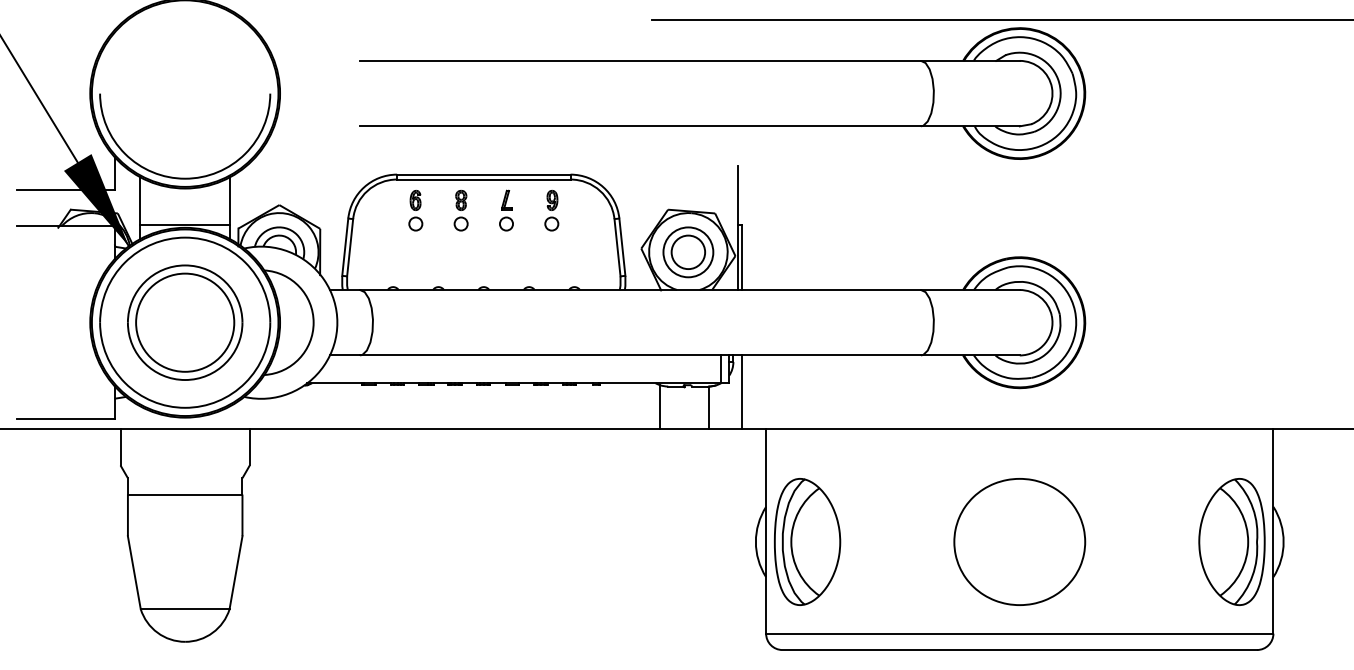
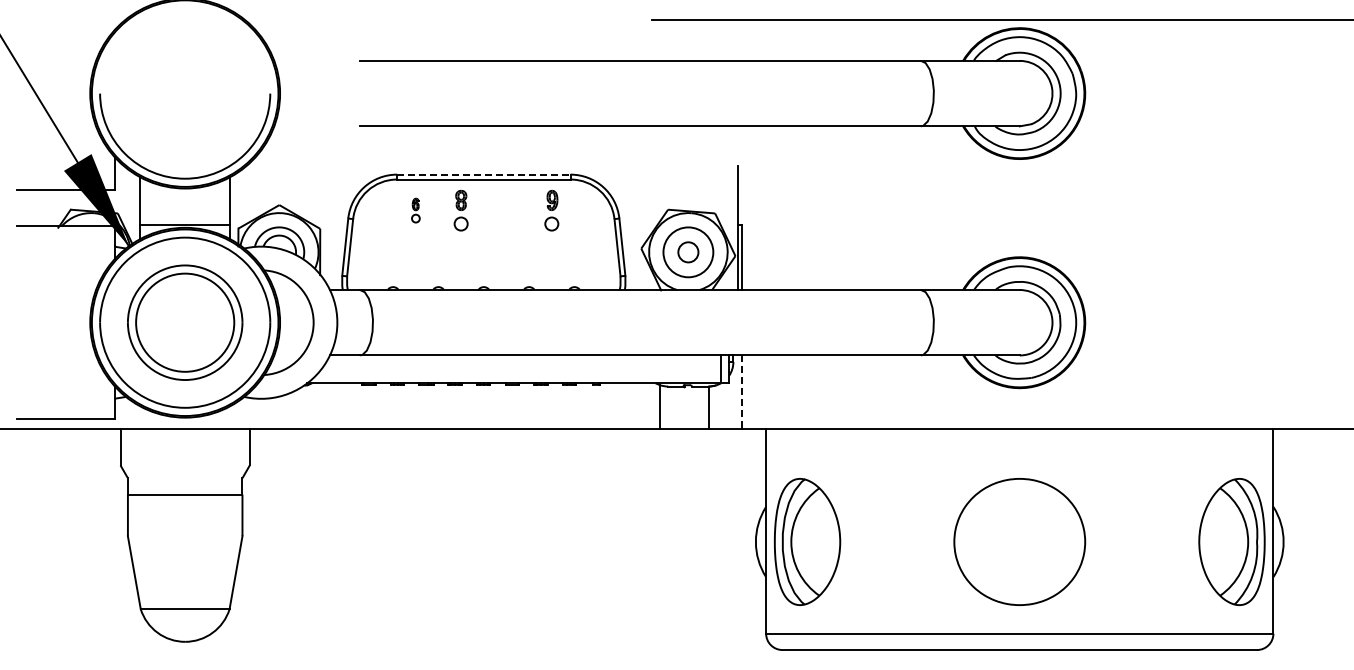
line: solid -> dashed (483, 174)
part size: 16x43 px -> 10x27 px (415, 210)
part: present -> none (506, 210)
circle diameter: 34 px -> 20 px (688, 252)
line: solid -> dashed (741, 392)
